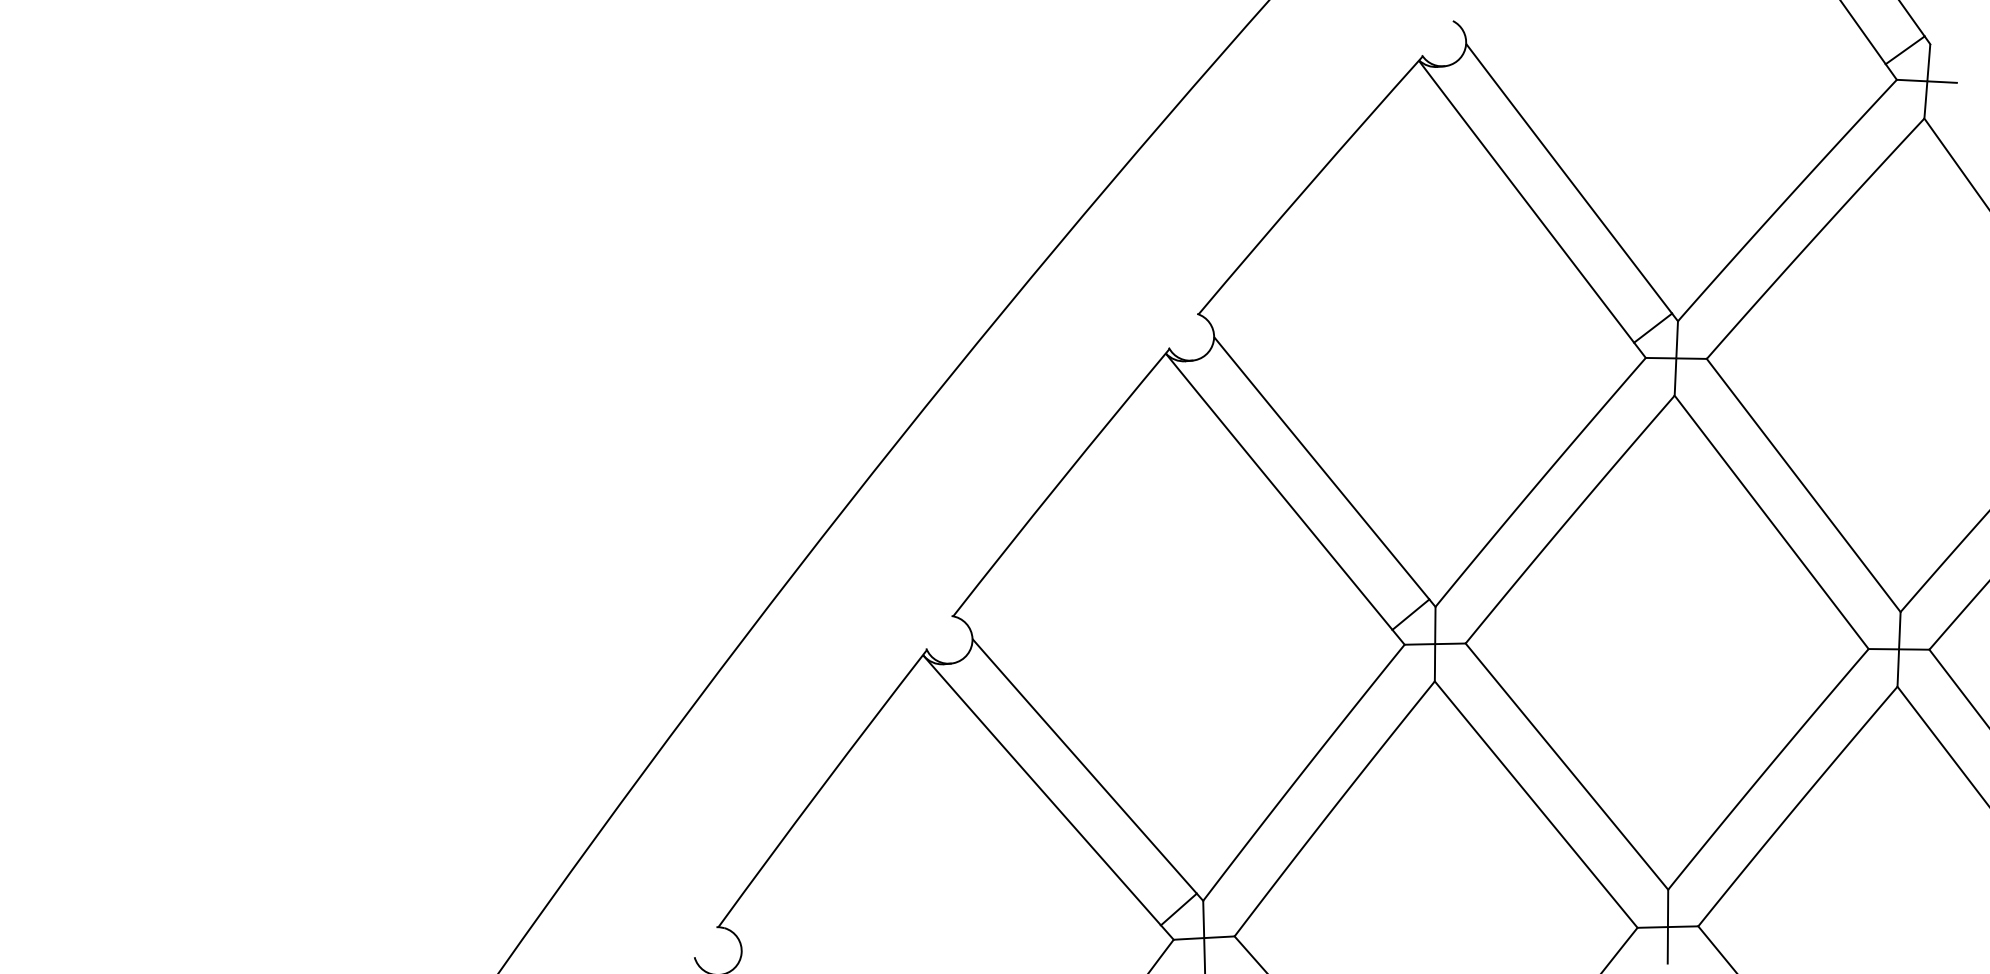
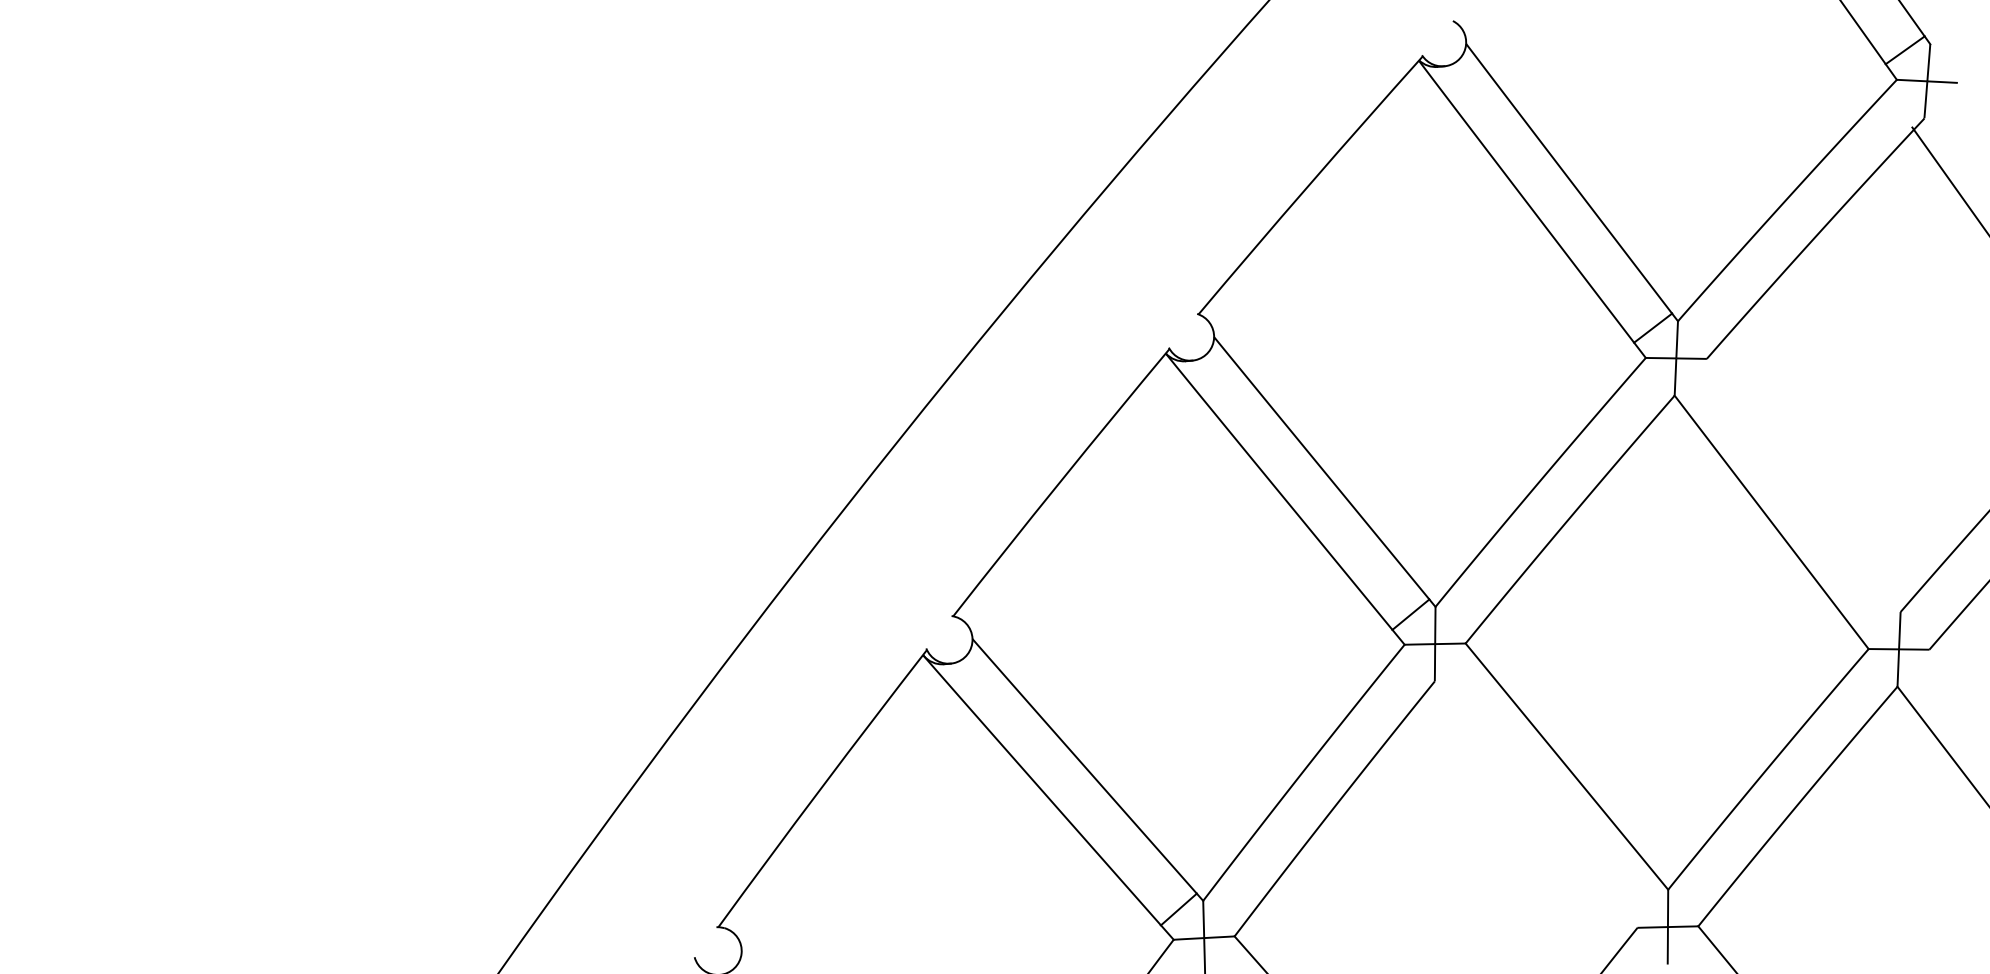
line position: (1955, 161) -> (1949, 179) (1949, 179)
line: present -> none (1803, 485)
line: present -> none (1957, 686)
line: present -> none (1535, 804)
